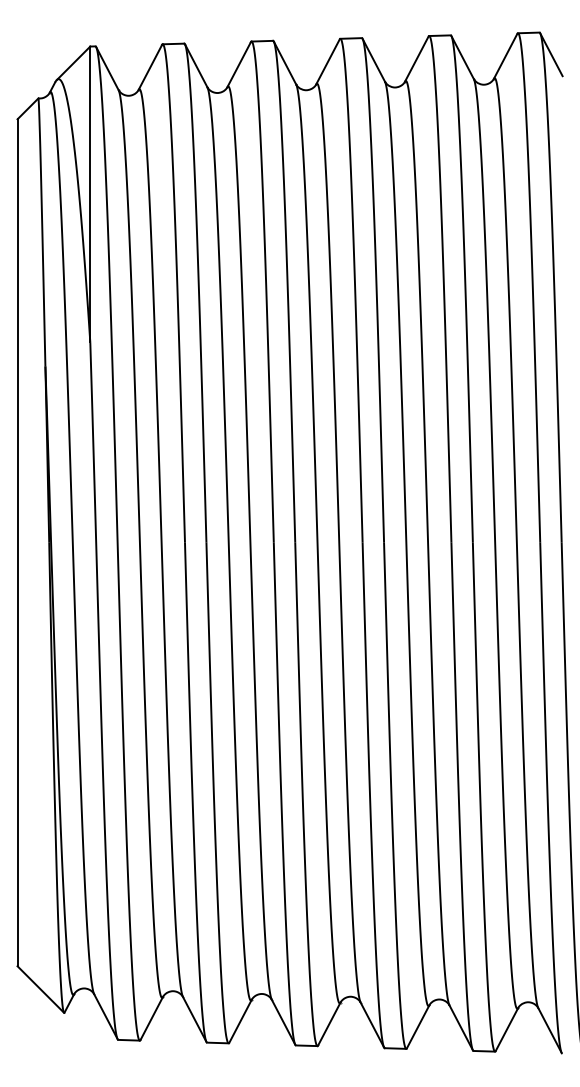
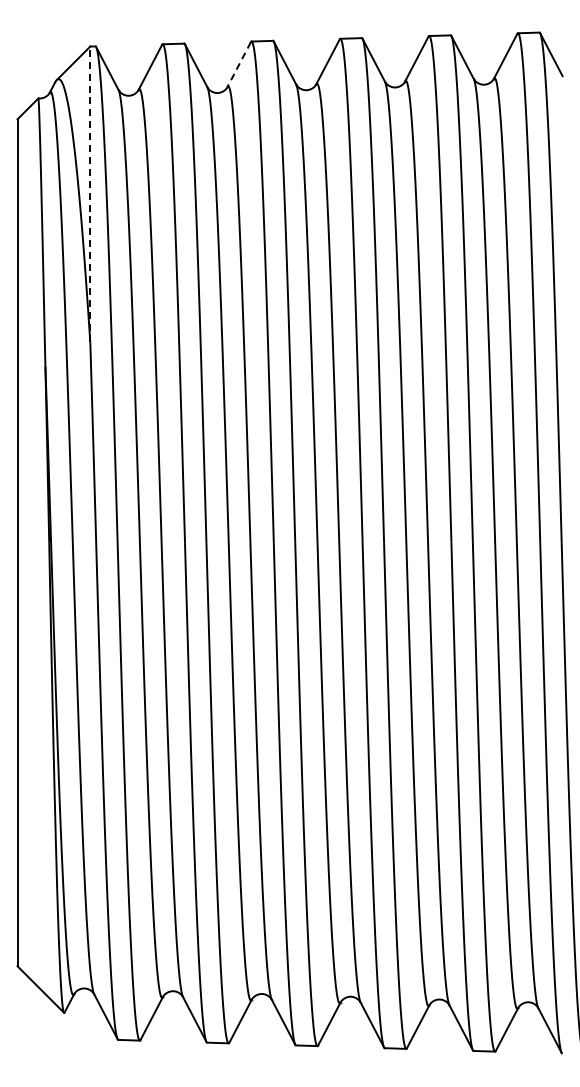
line: solid -> dashed (238, 65)
line: solid -> dashed (90, 194)
